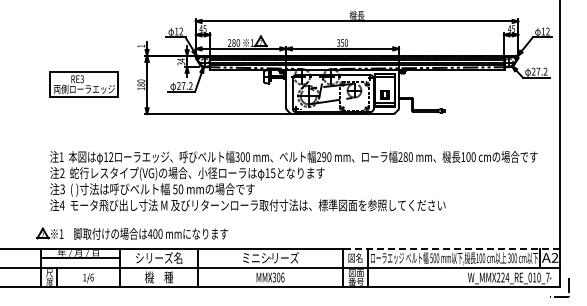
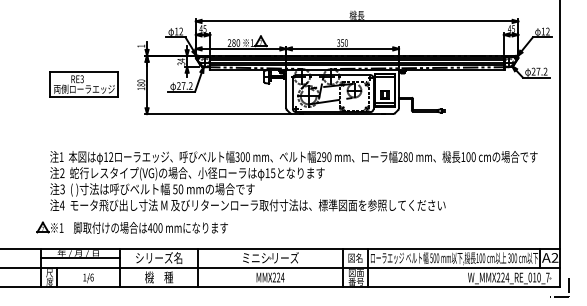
part position: (131, 233) -> (131, 227) (131, 227)
line: dashed -> solid (450, 248)
text: MMX306 -> MMX224 (278, 277)
